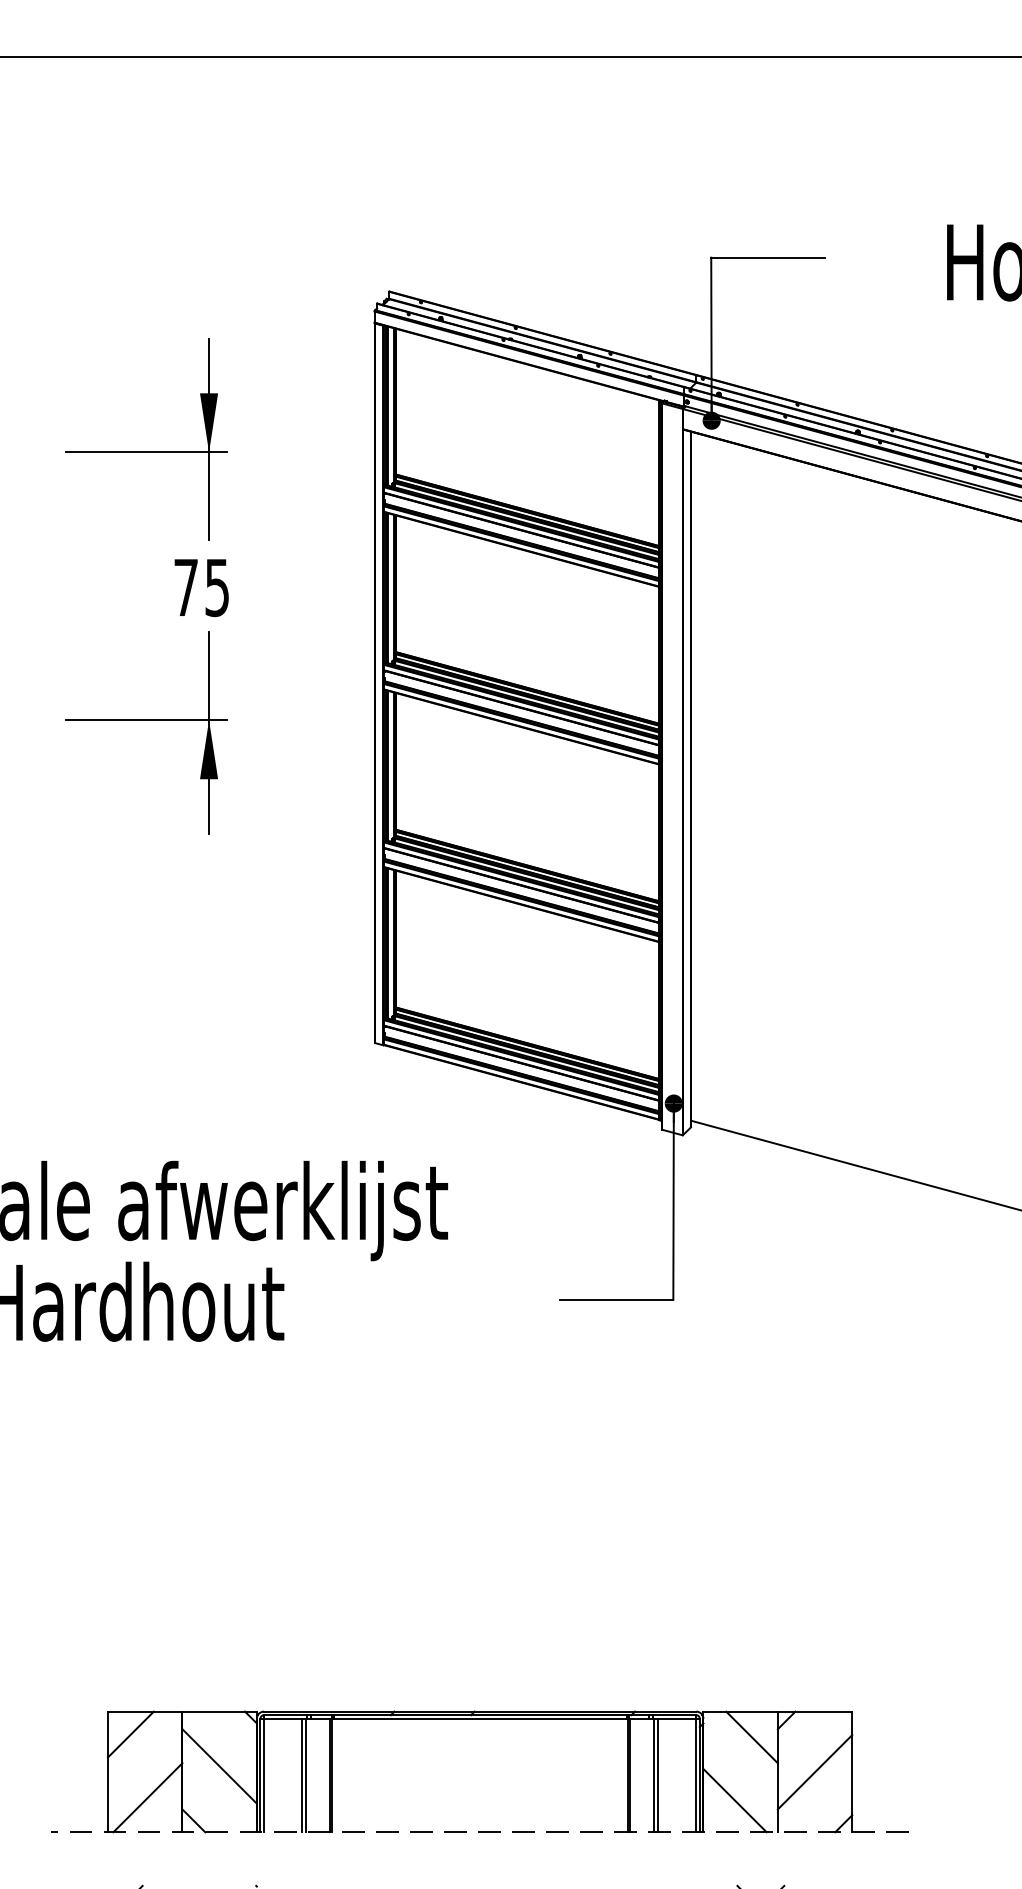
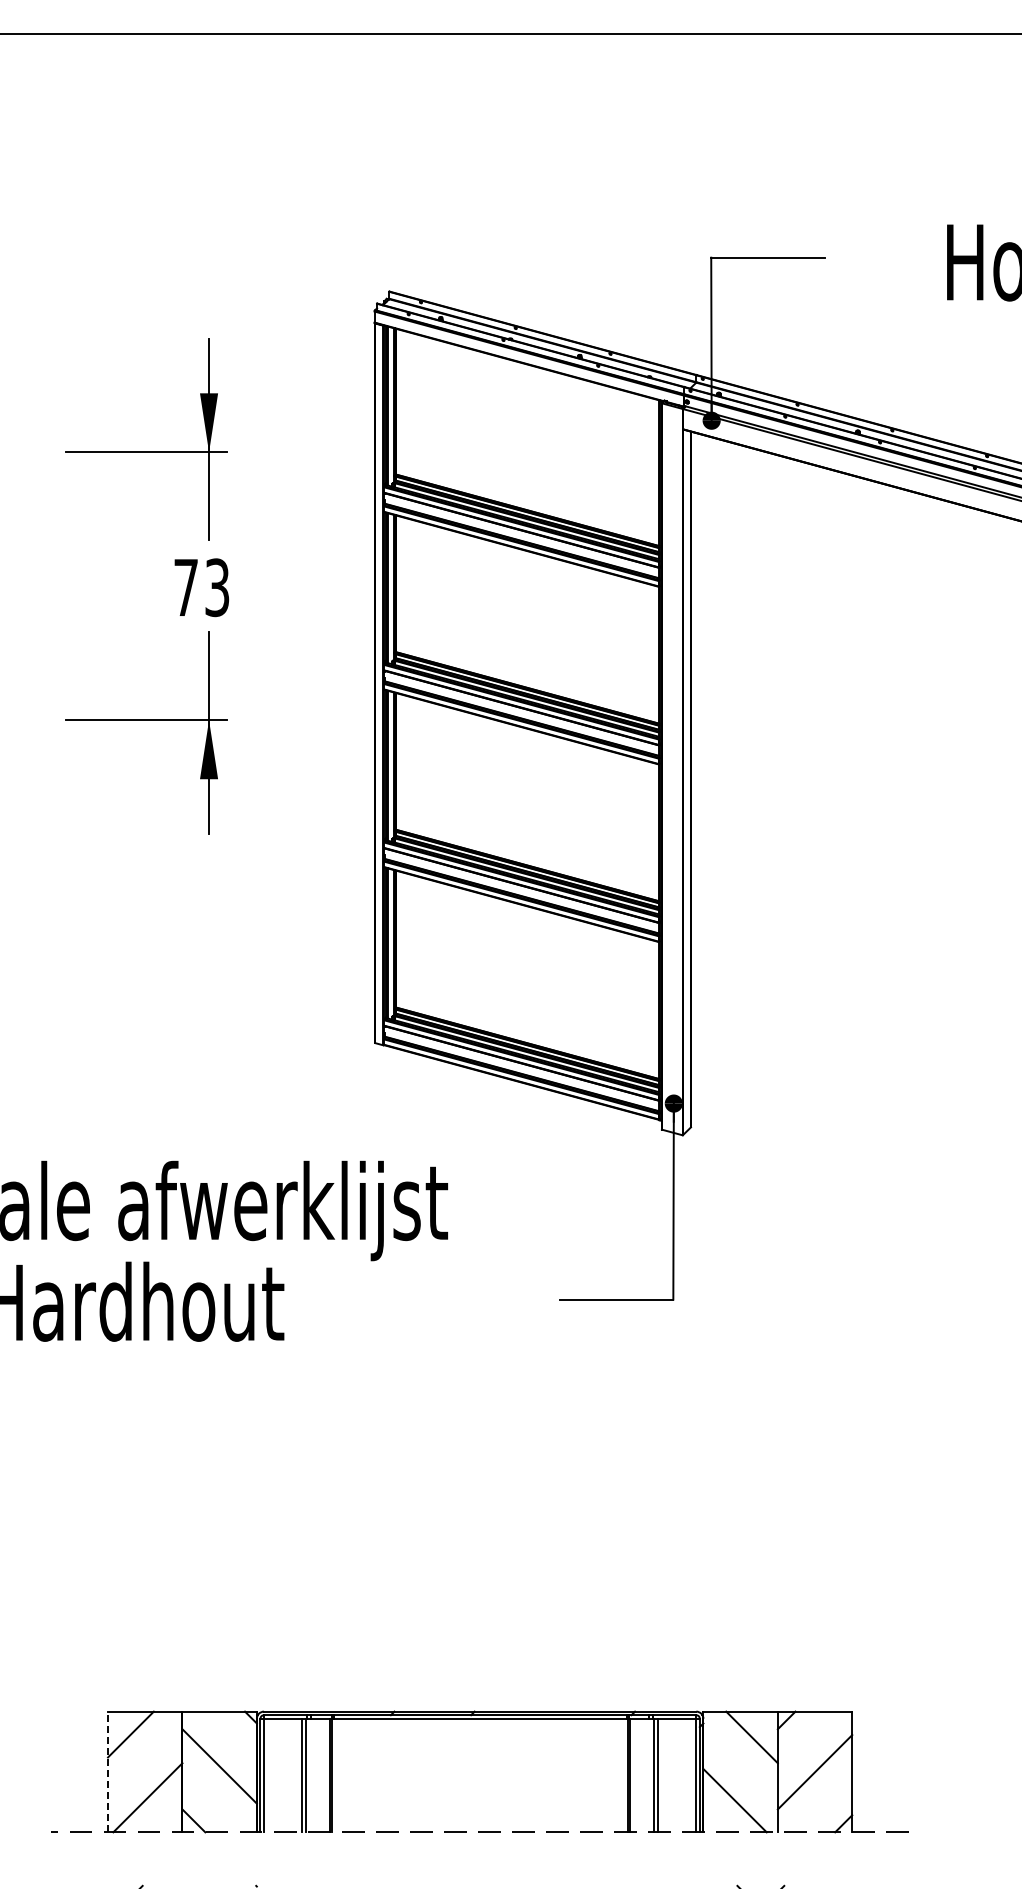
line position: (510, 56) -> (510, 33) (510, 33)
text: 75 -> 73 (217, 587)
line: present -> none (854, 1164)
line: solid -> dashed (108, 1771)
